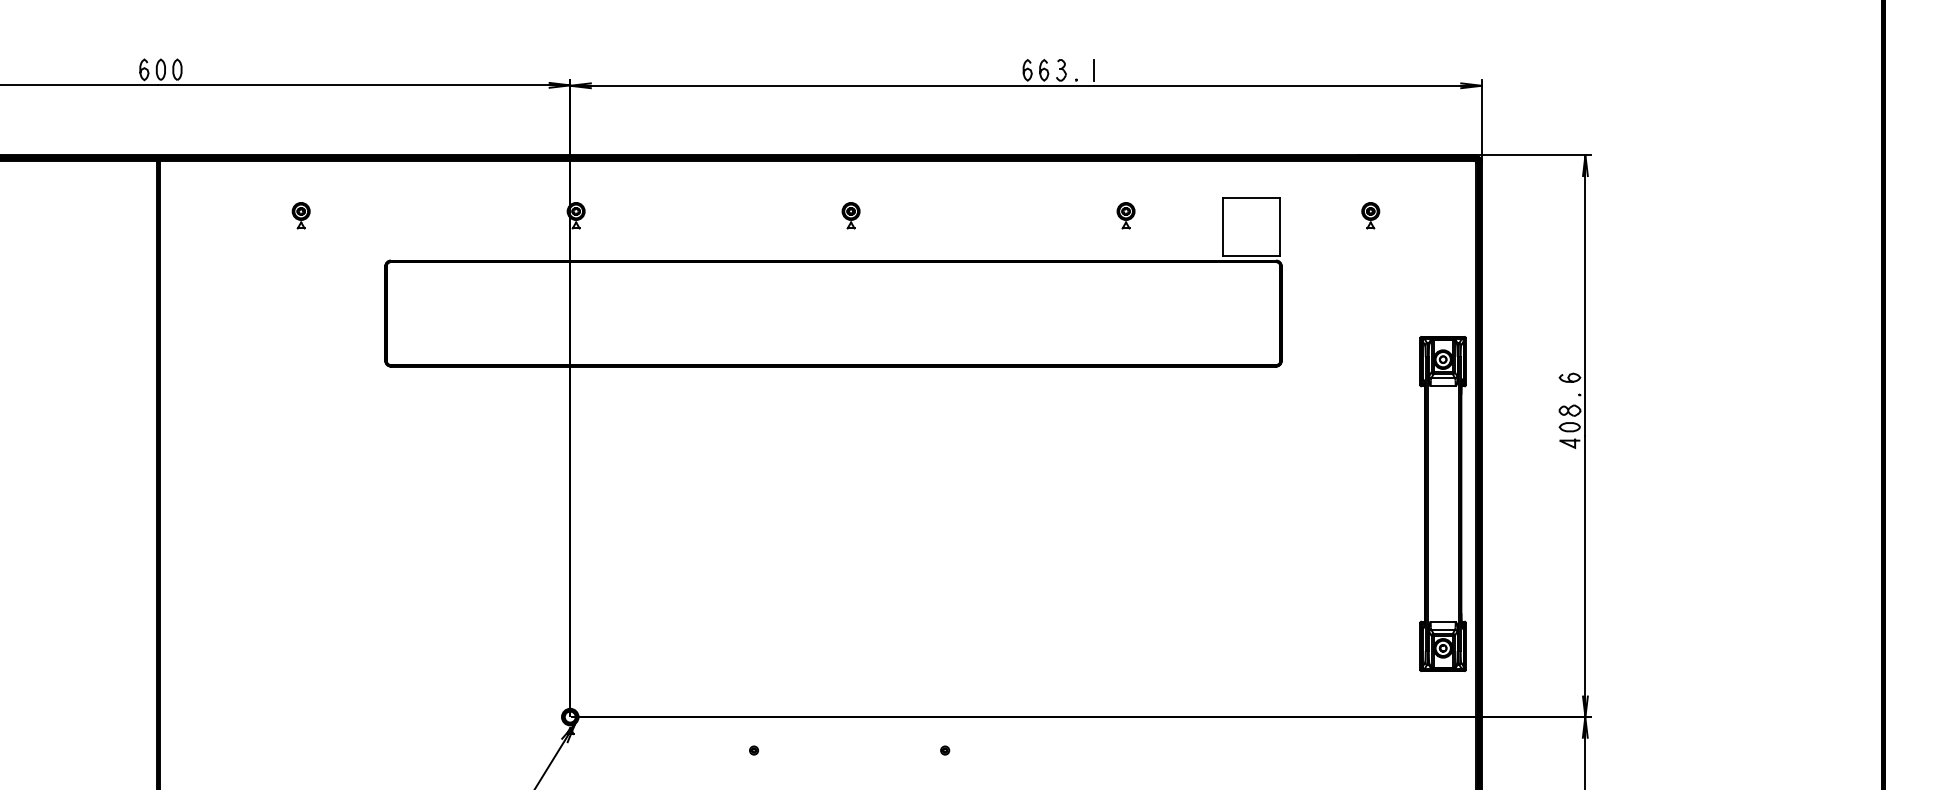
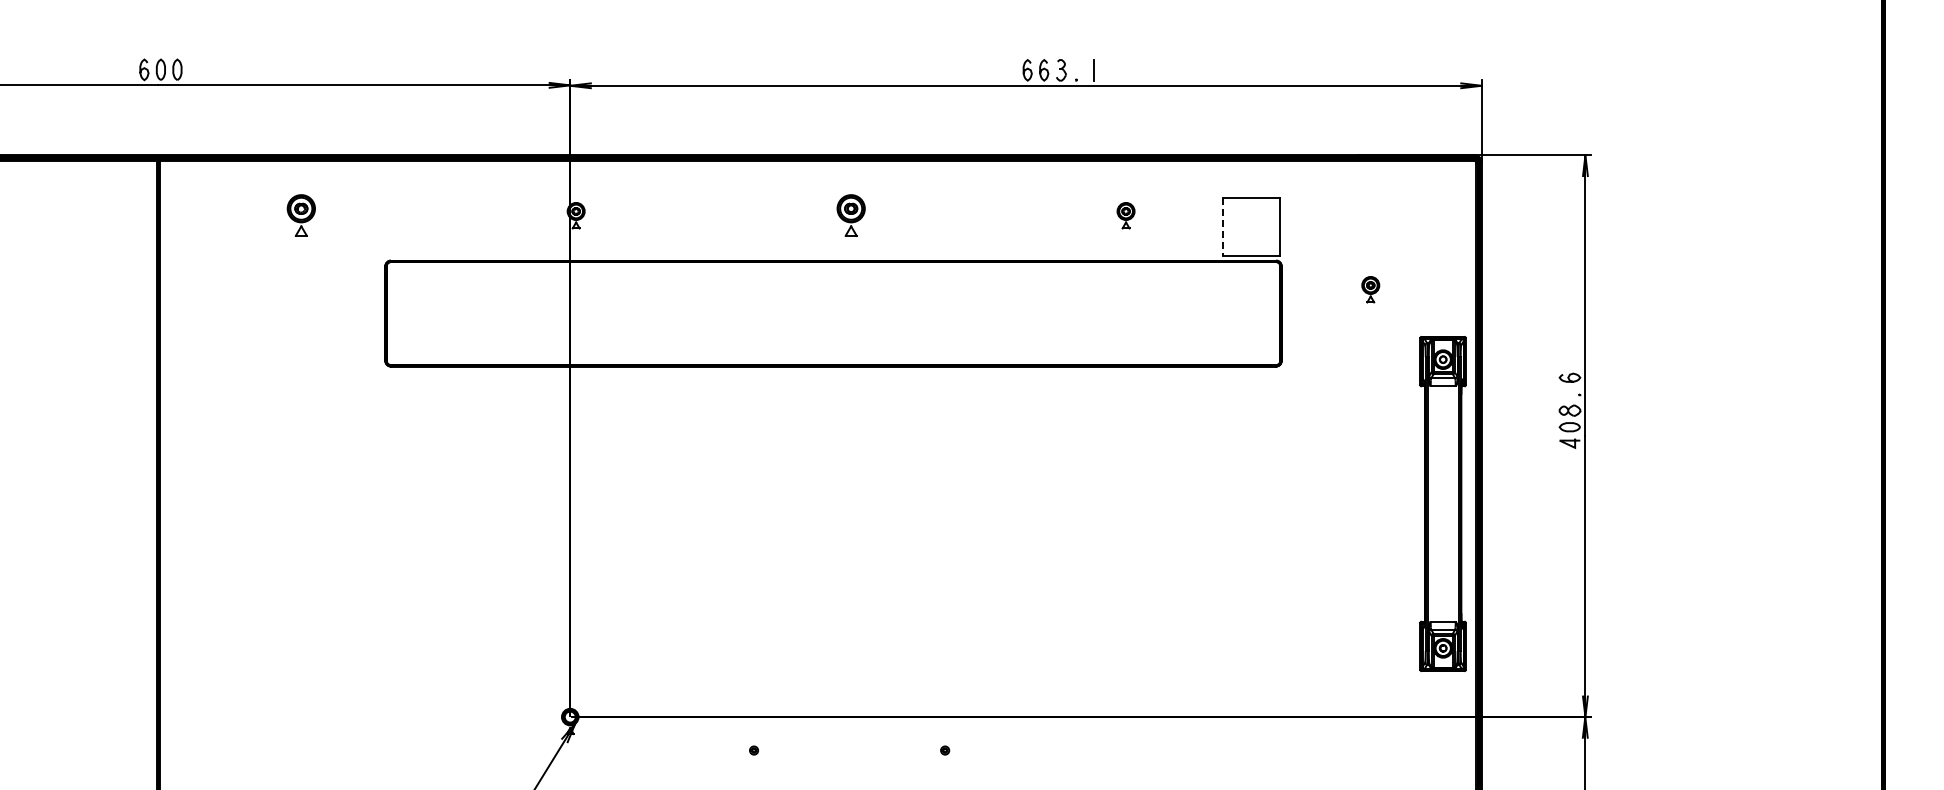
part size: 20x28 px -> 30x43 px (300, 215)
part size: 20x28 px -> 30x43 px (850, 215)
part position: (1370, 215) -> (1370, 289) (1370, 289)
line: solid -> dashed (1222, 227)
